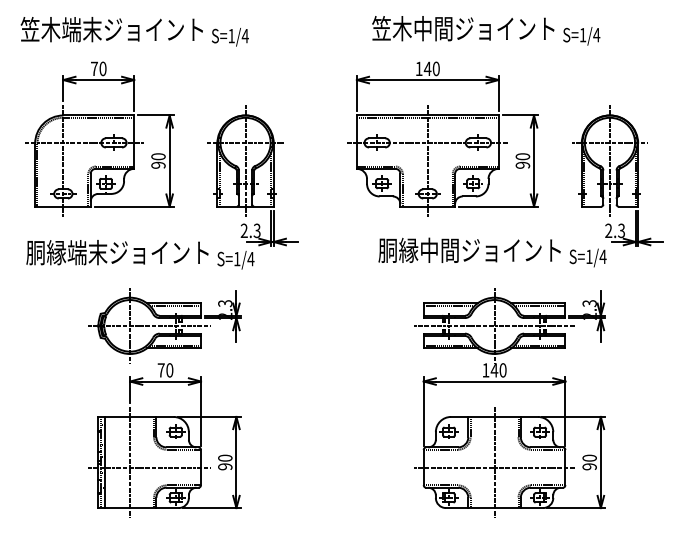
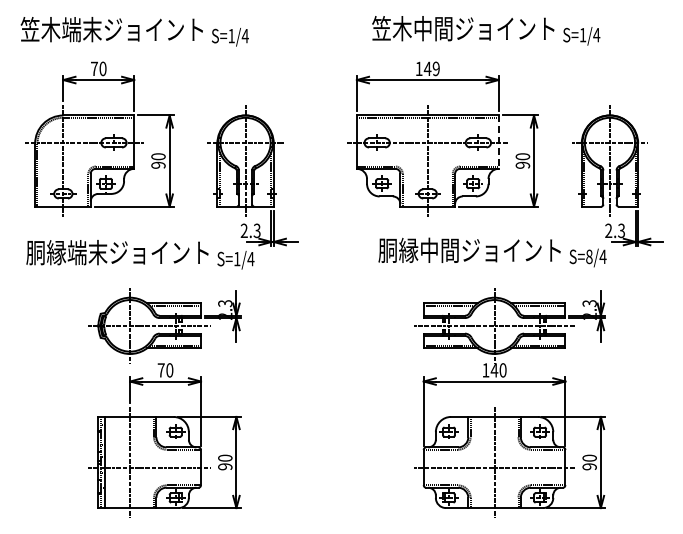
text: 140 -> 149 (435, 68)
line: solid -> dashed (498, 142)
text: S=1/4 -> S=8/4 (589, 256)
